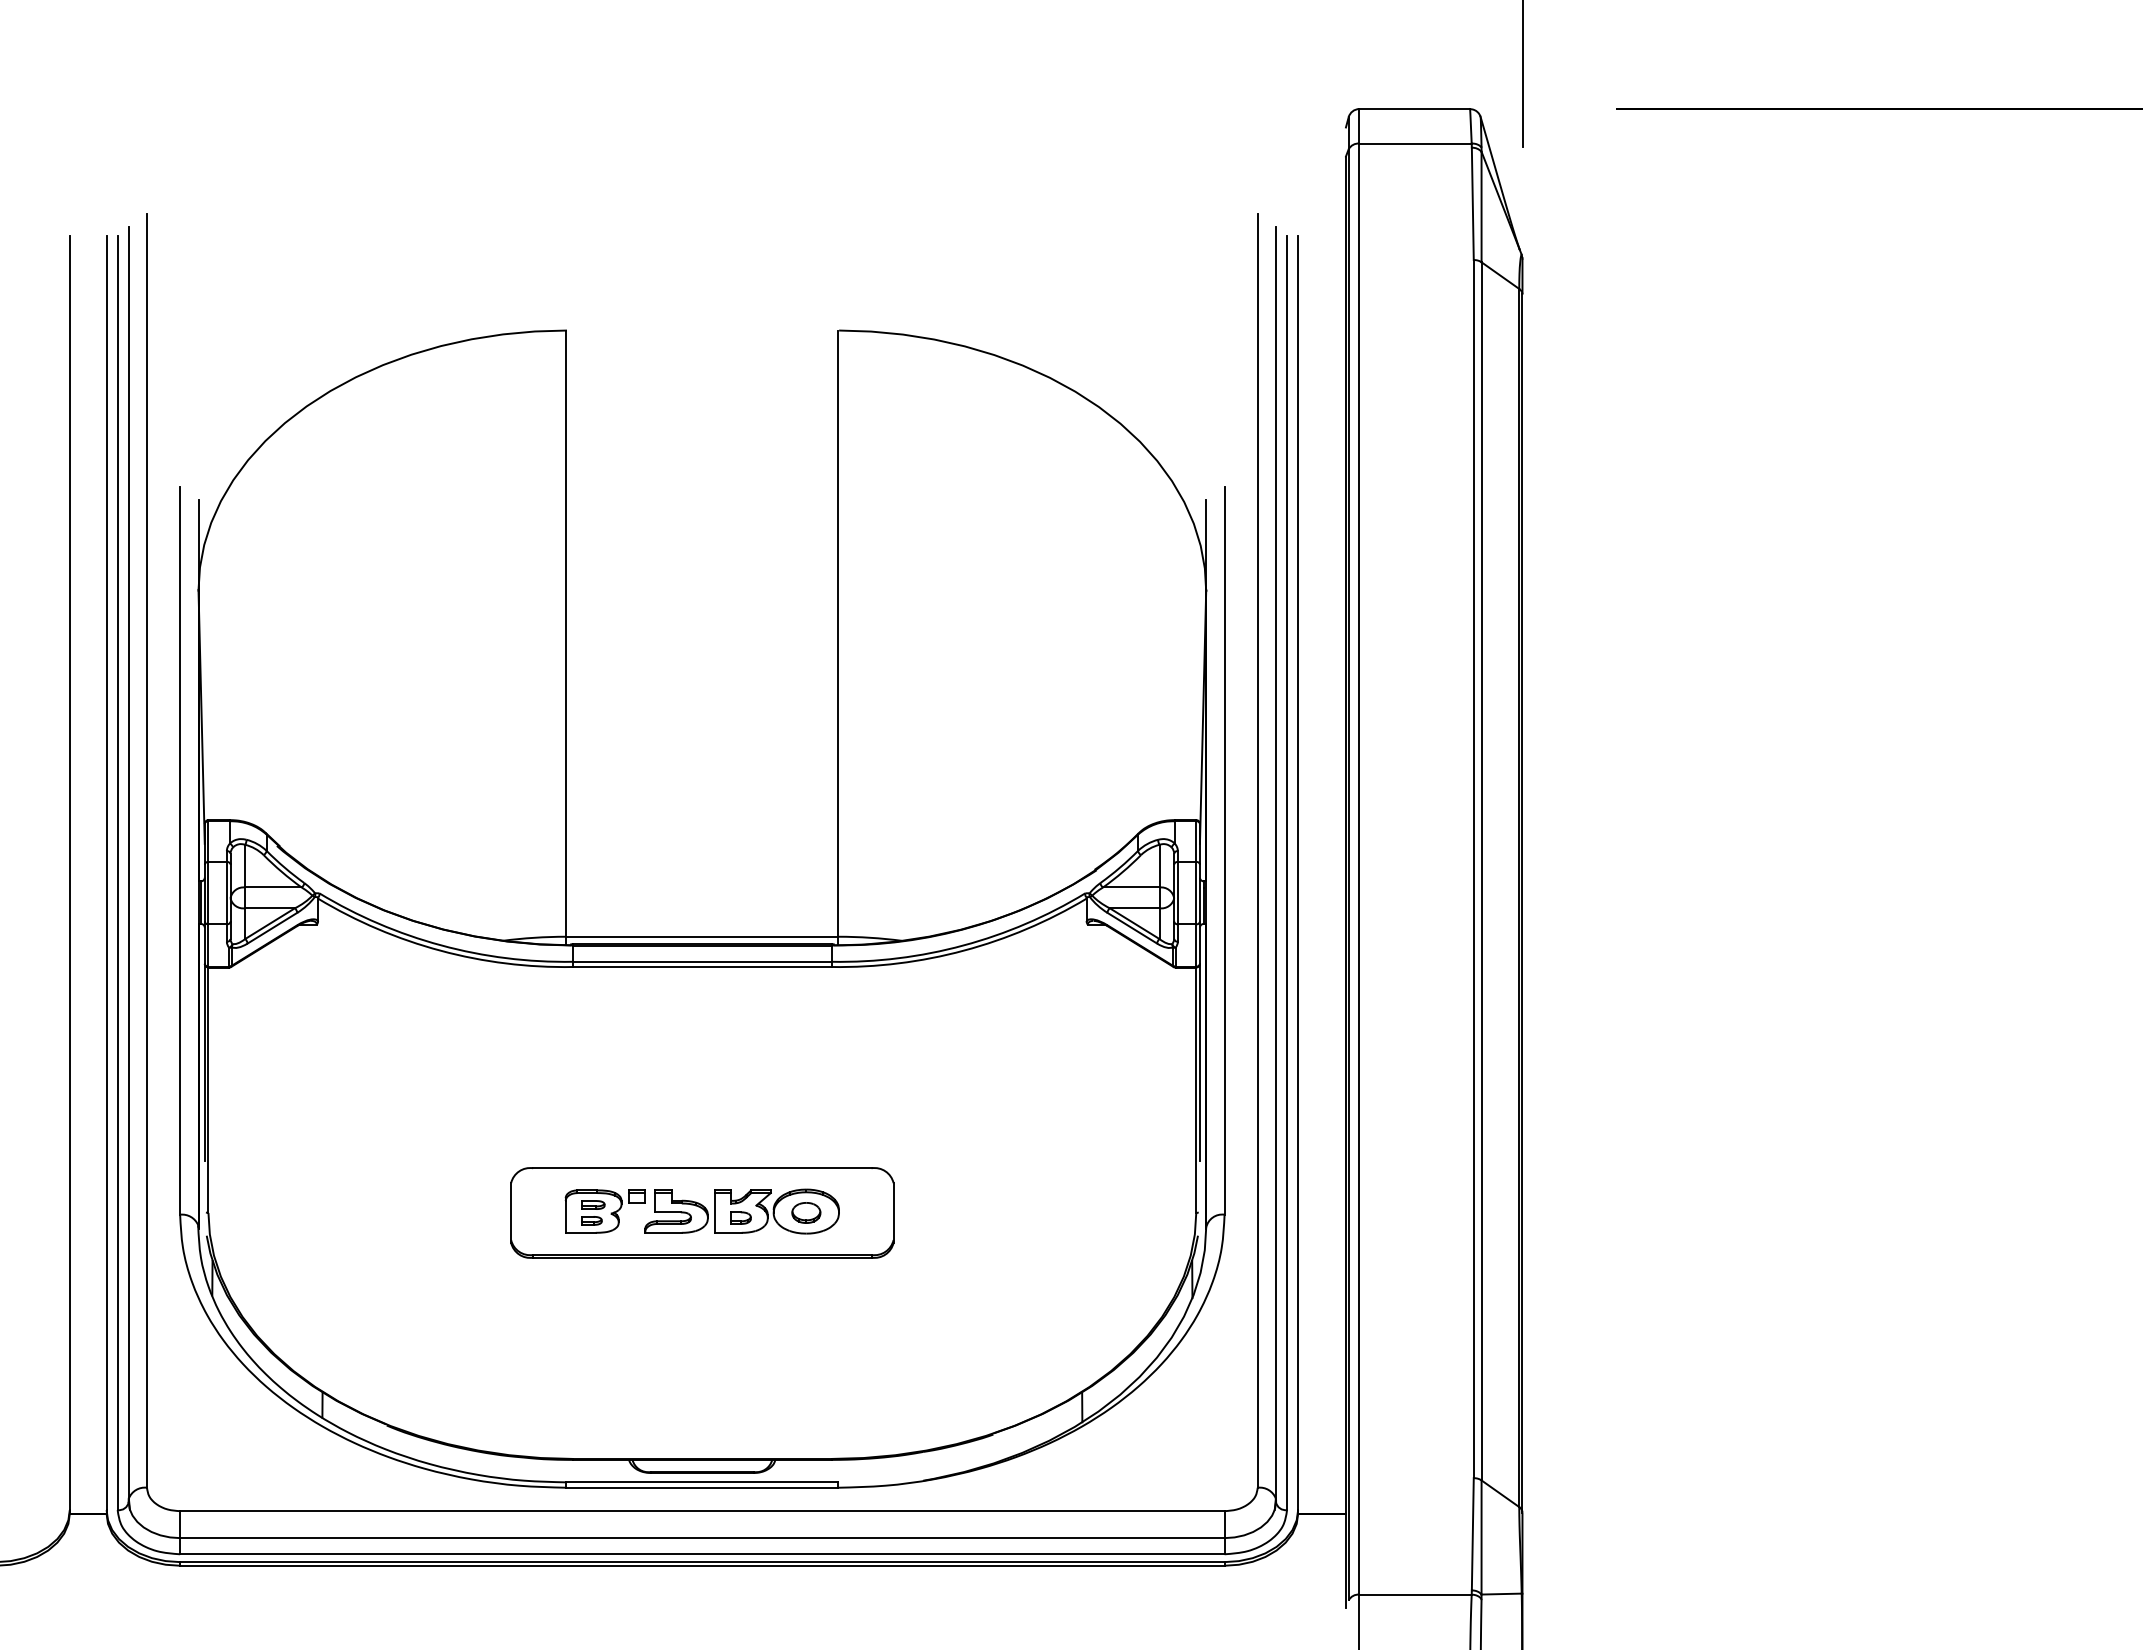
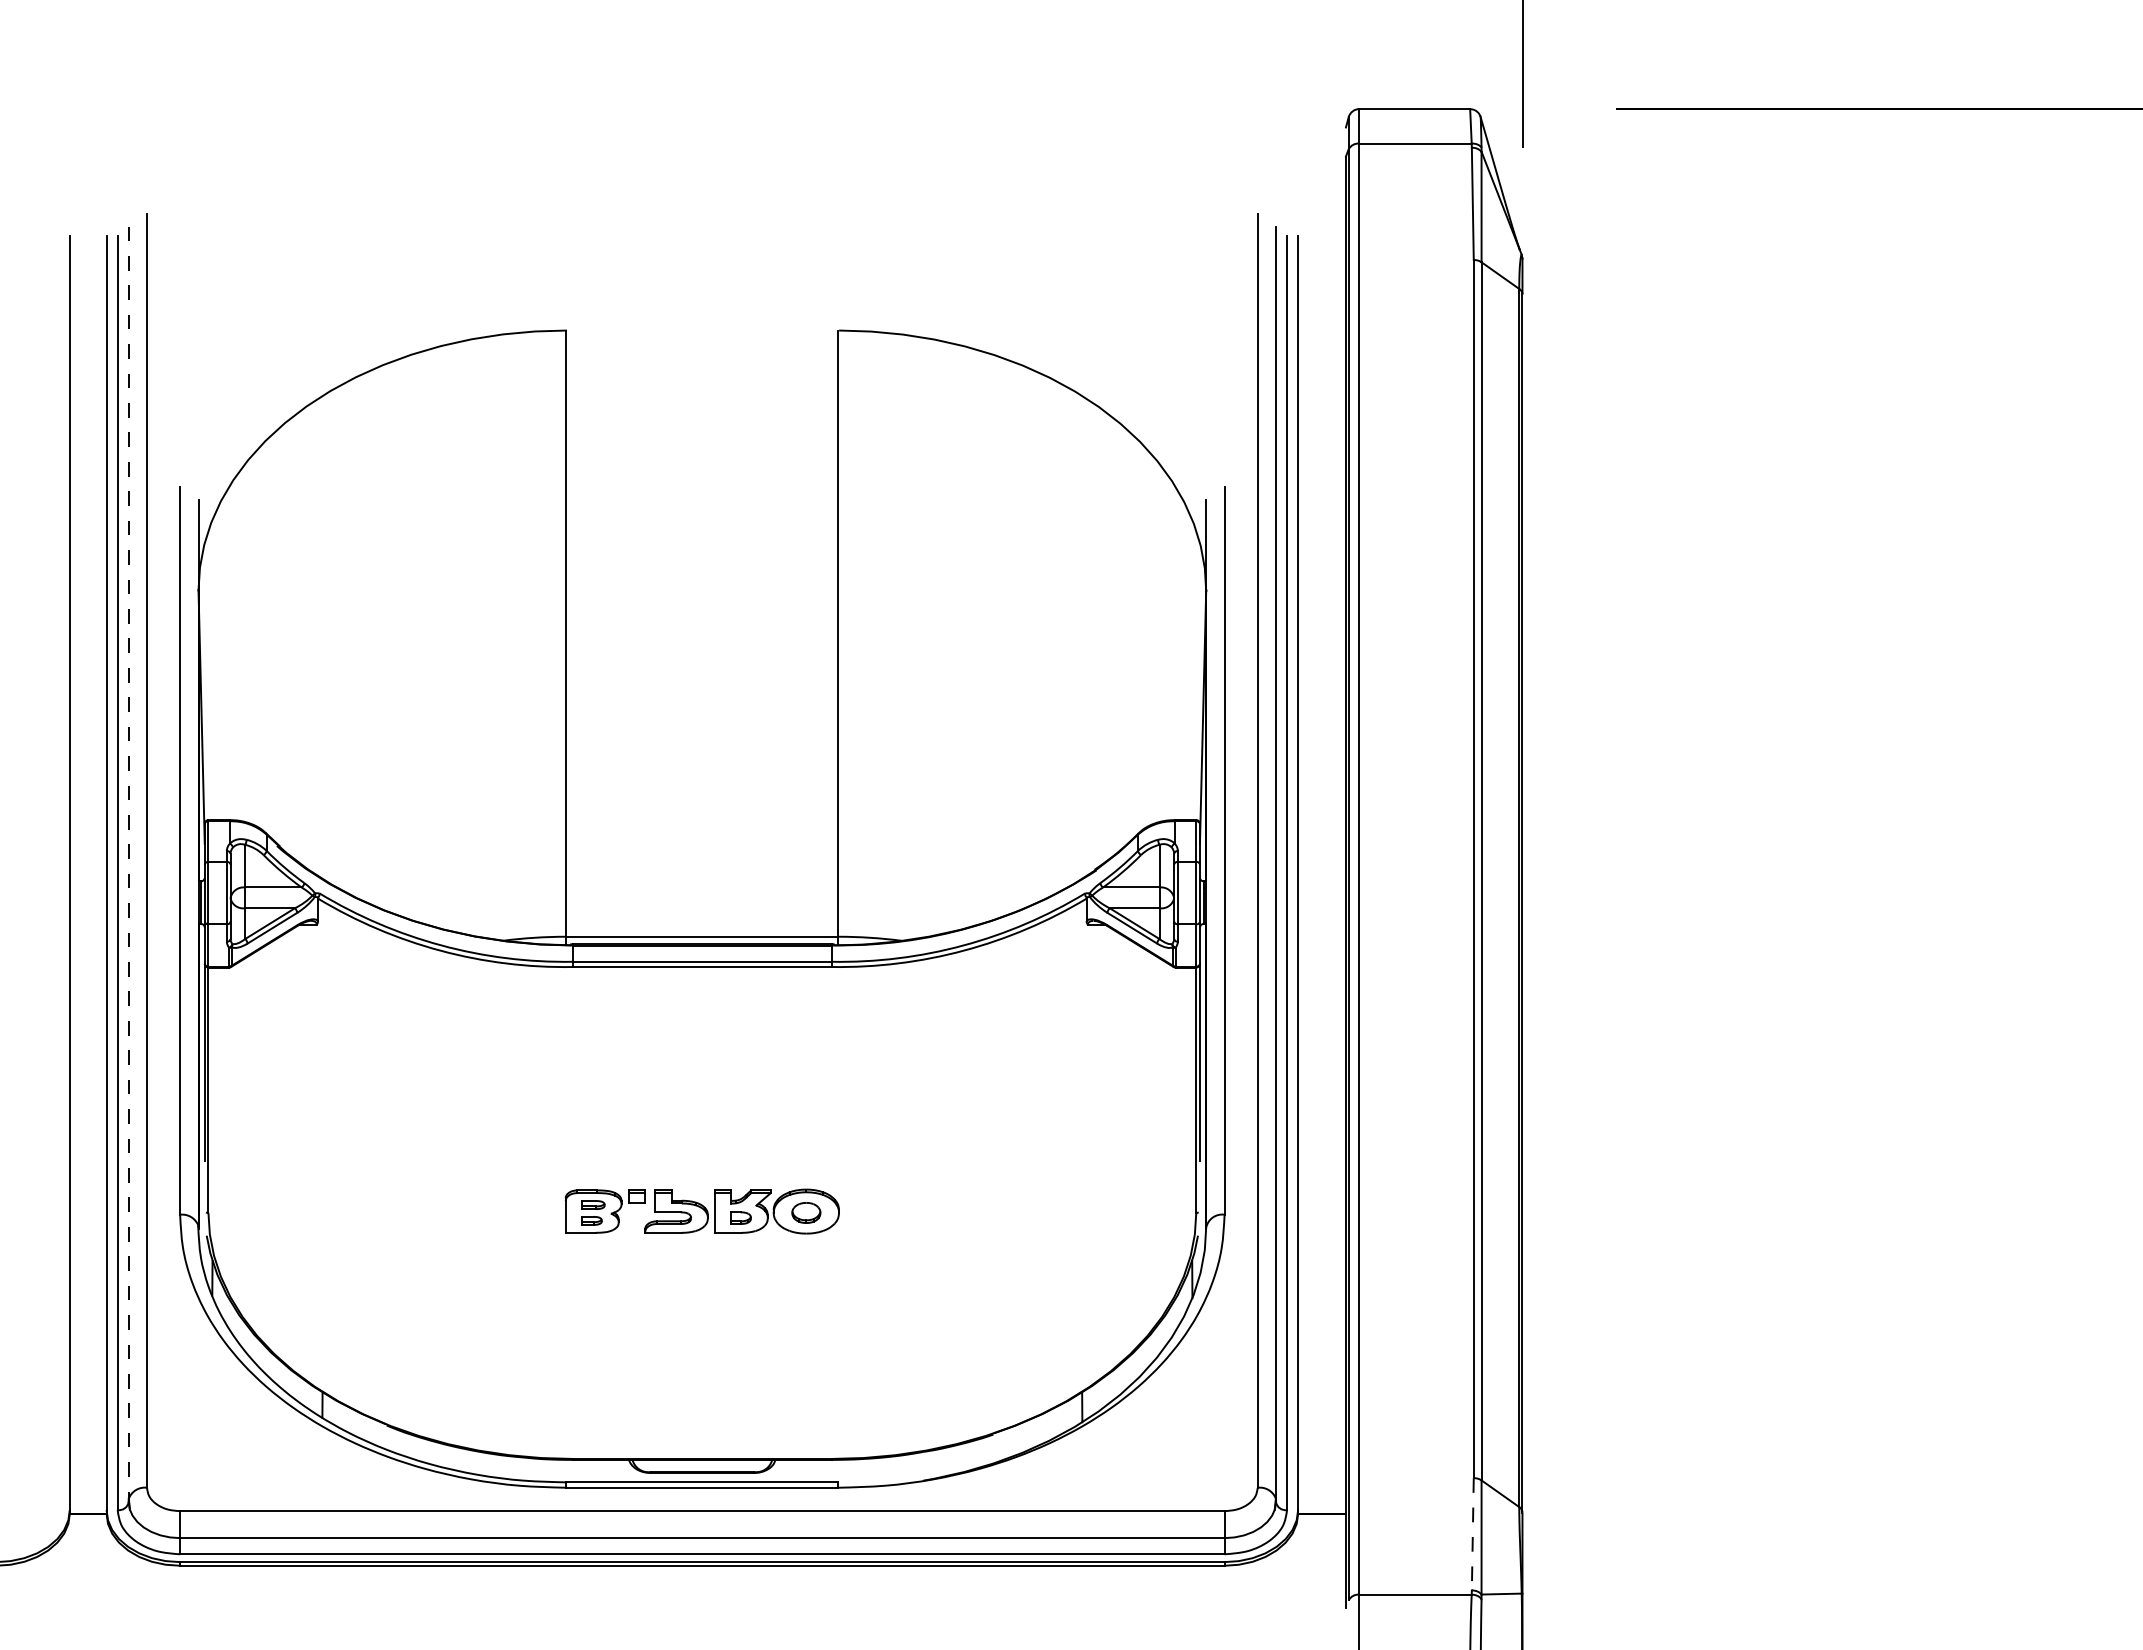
line: solid -> dashed (128, 864)
part: present -> none (702, 1212)
line: solid -> dashed (1472, 1534)
